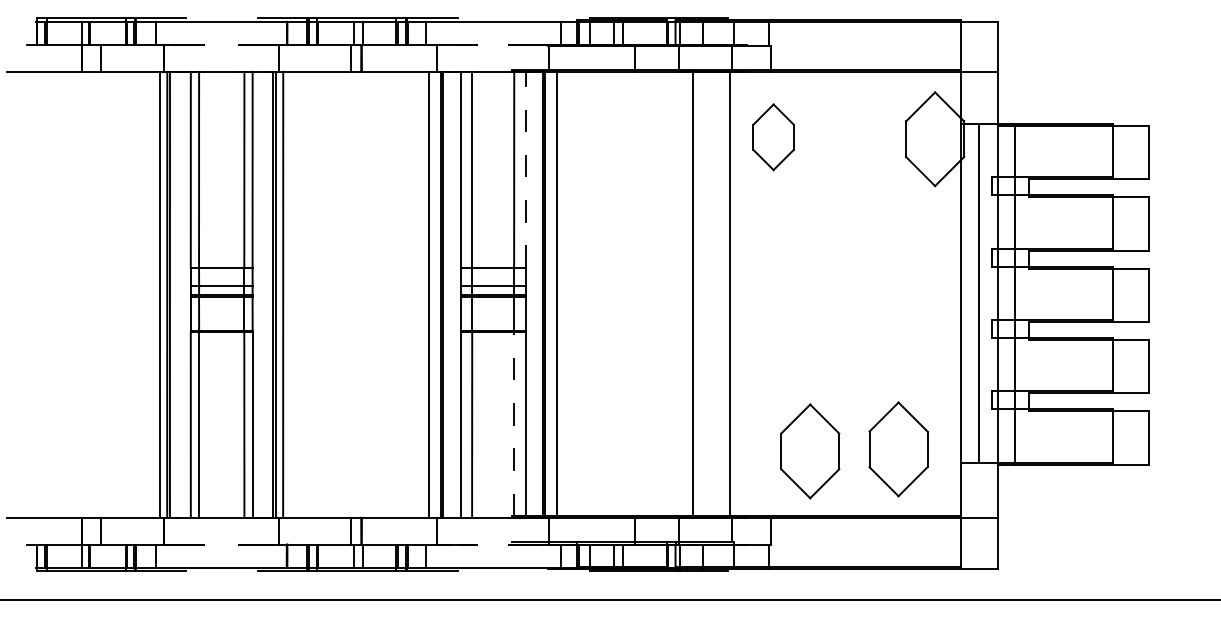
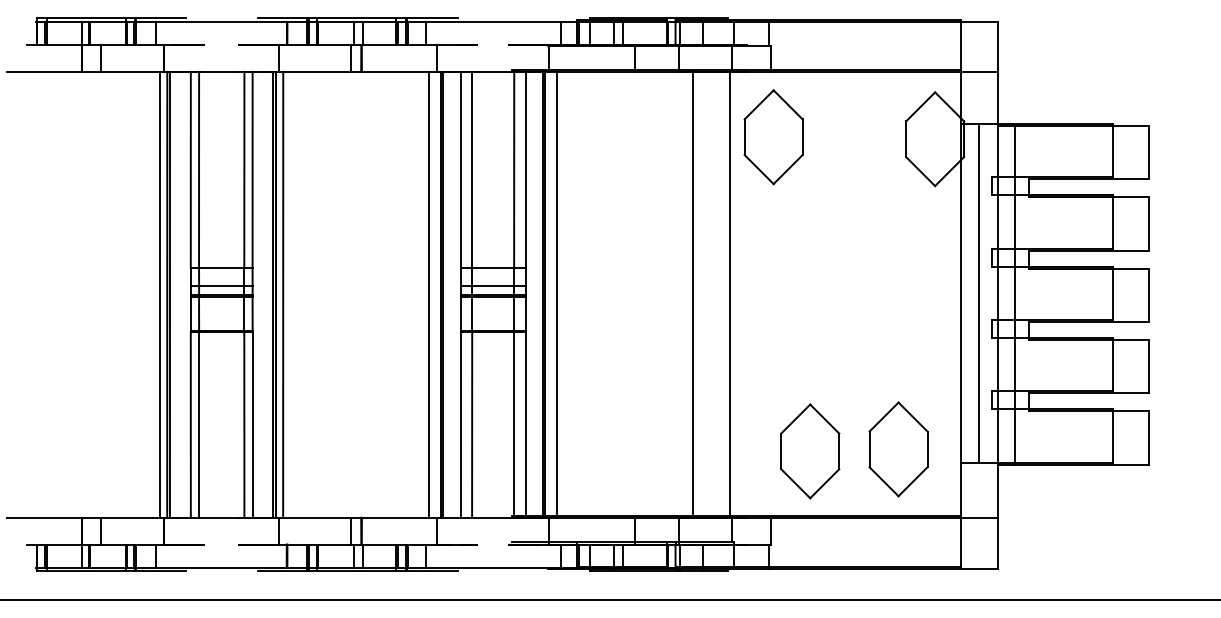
part size: 43x69 px -> 61x97 px (773, 137)
line: dashed -> solid (525, 169)
line: dashed -> solid (514, 424)
